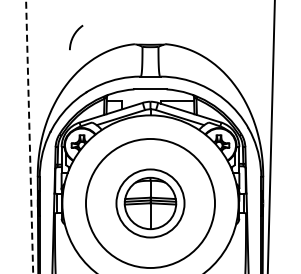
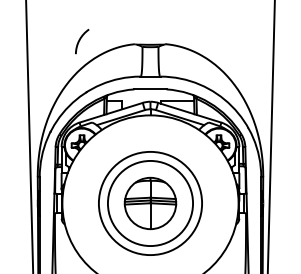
arc position: (74, 36) -> (80, 40) (80, 40)
line: dashed -> solid (29, 136)
circle diameter: 129 px -> 103 px (150, 203)
circle diameter: 68 px -> 85 px (150, 203)
